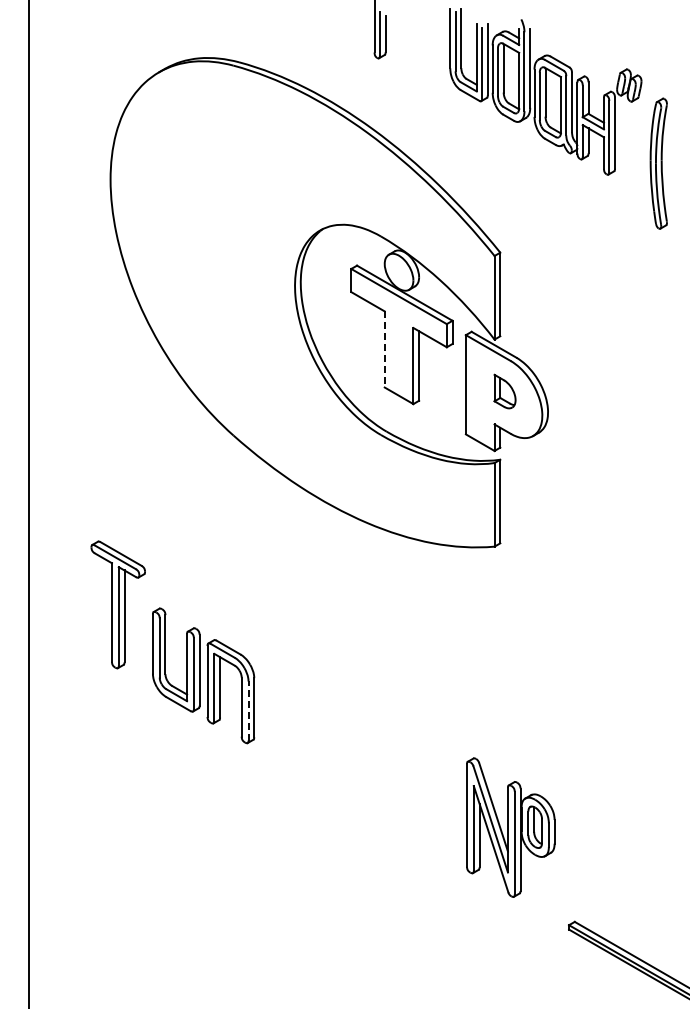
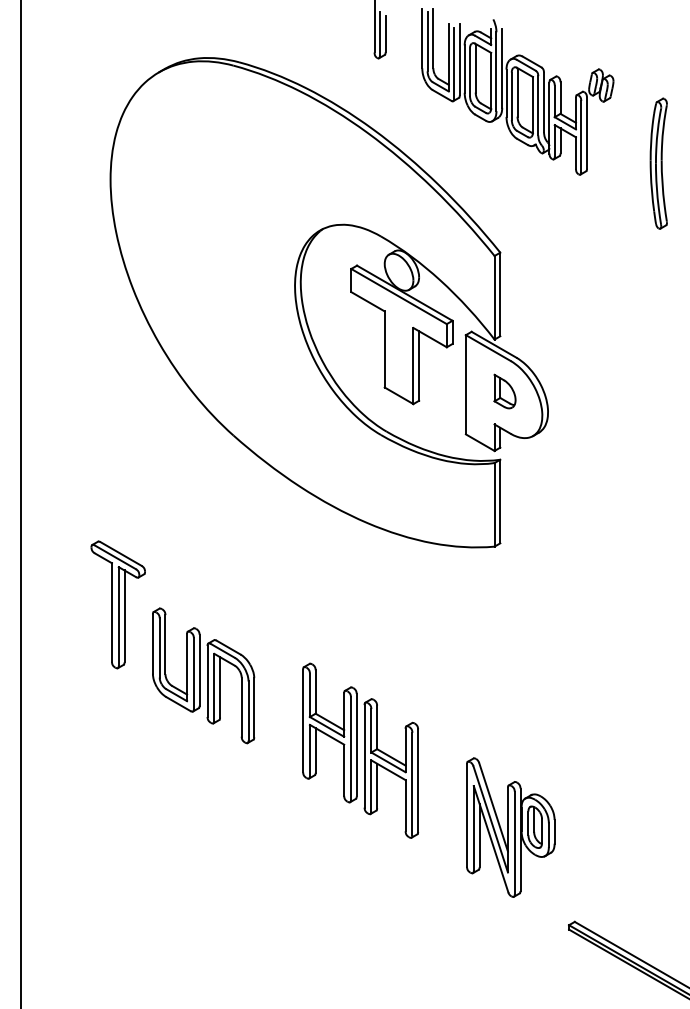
part position: (545, 91) -> (517, 91) (517, 91)
line: dashed -> solid (384, 349)
line position: (28, 503) -> (20, 503) (20, 503)
line: dashed -> solid (248, 711)
part: none -> present (360, 750)
